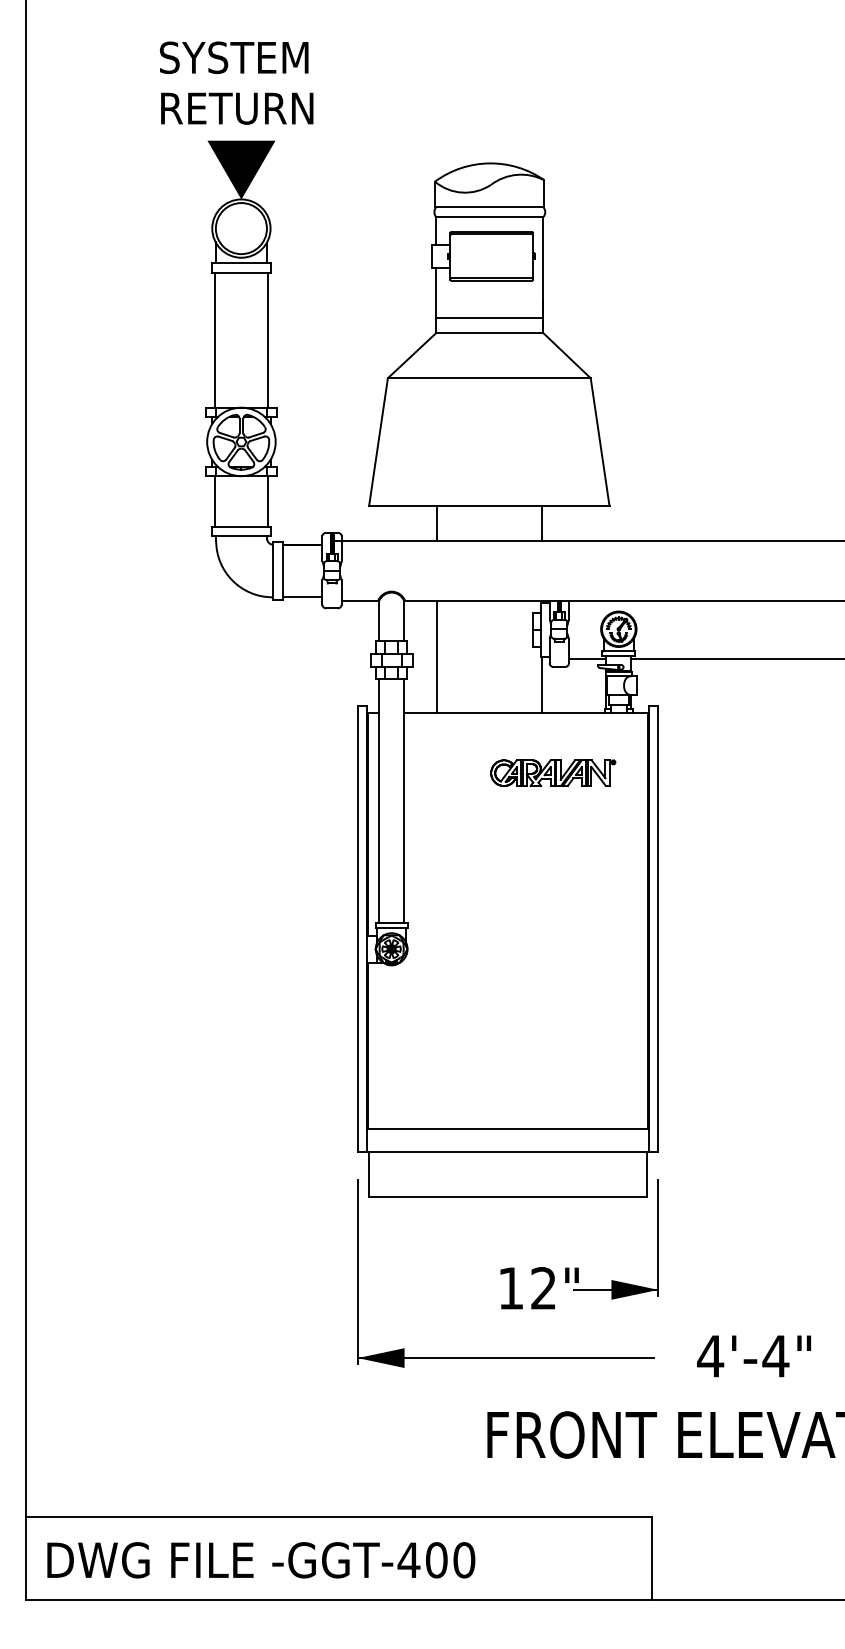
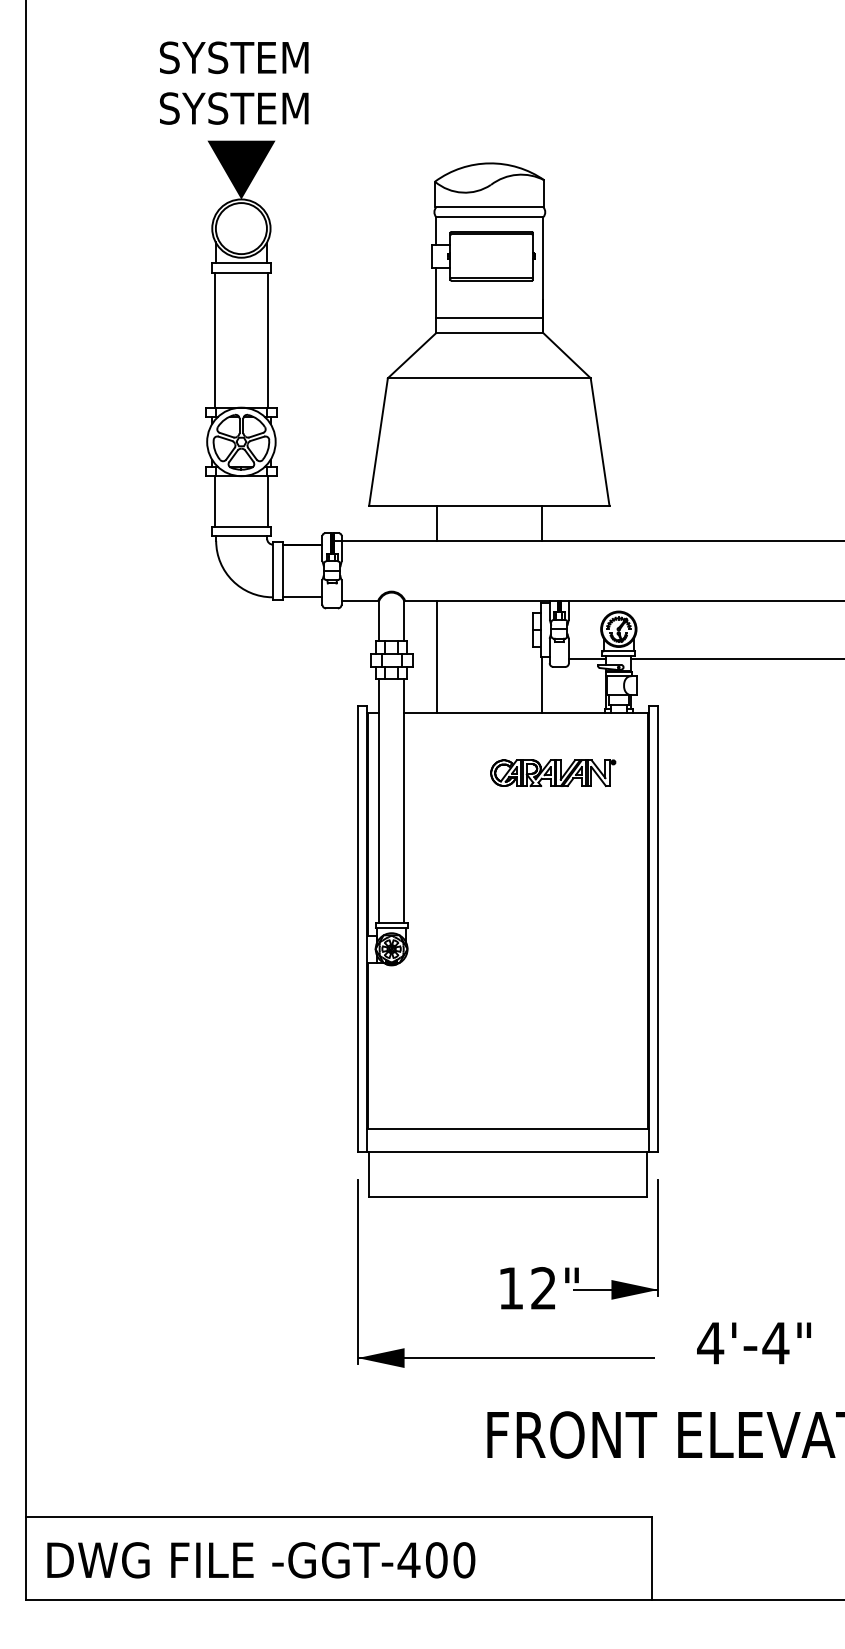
text: RETURN -> SYSTEM (236, 108)
text position: (753, 1356) -> (753, 1343) (753, 1343)
